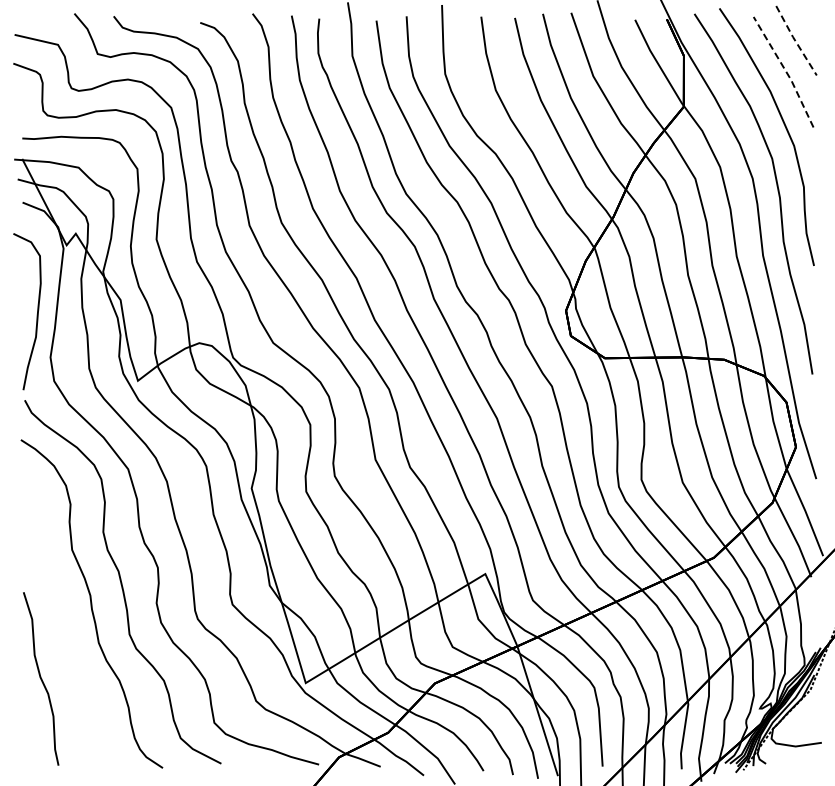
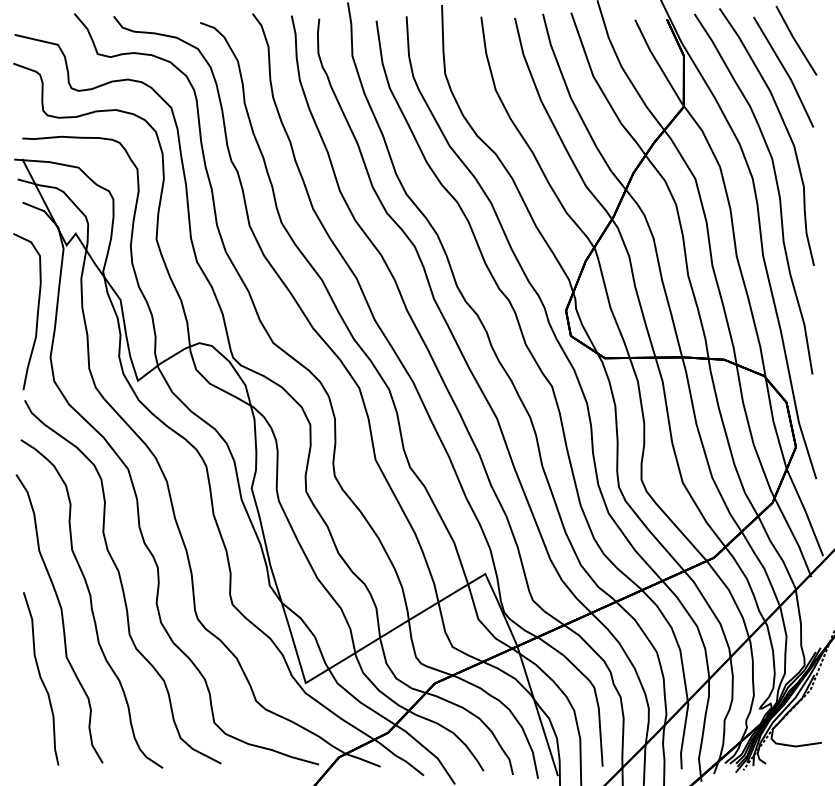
line: dashed -> solid (795, 41)
line: dashed -> solid (786, 71)
curve: none -> present (61, 618)
